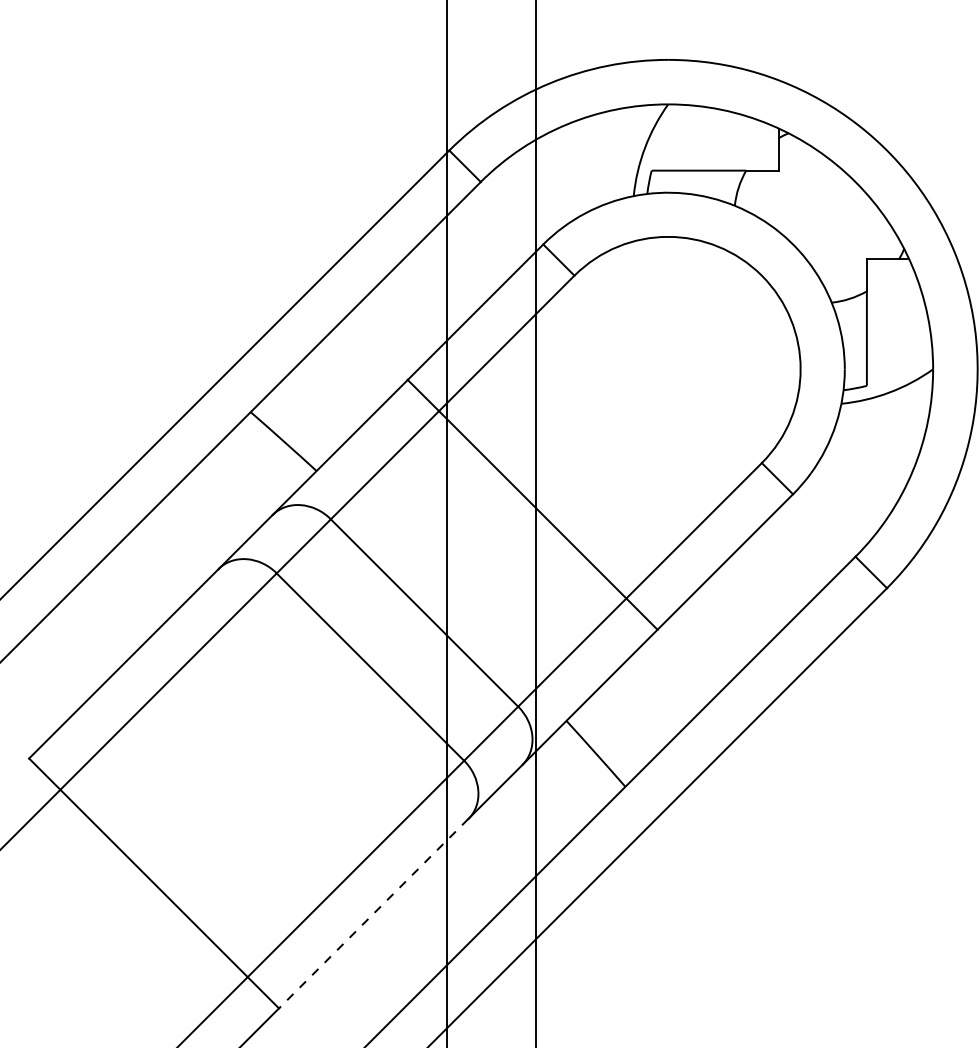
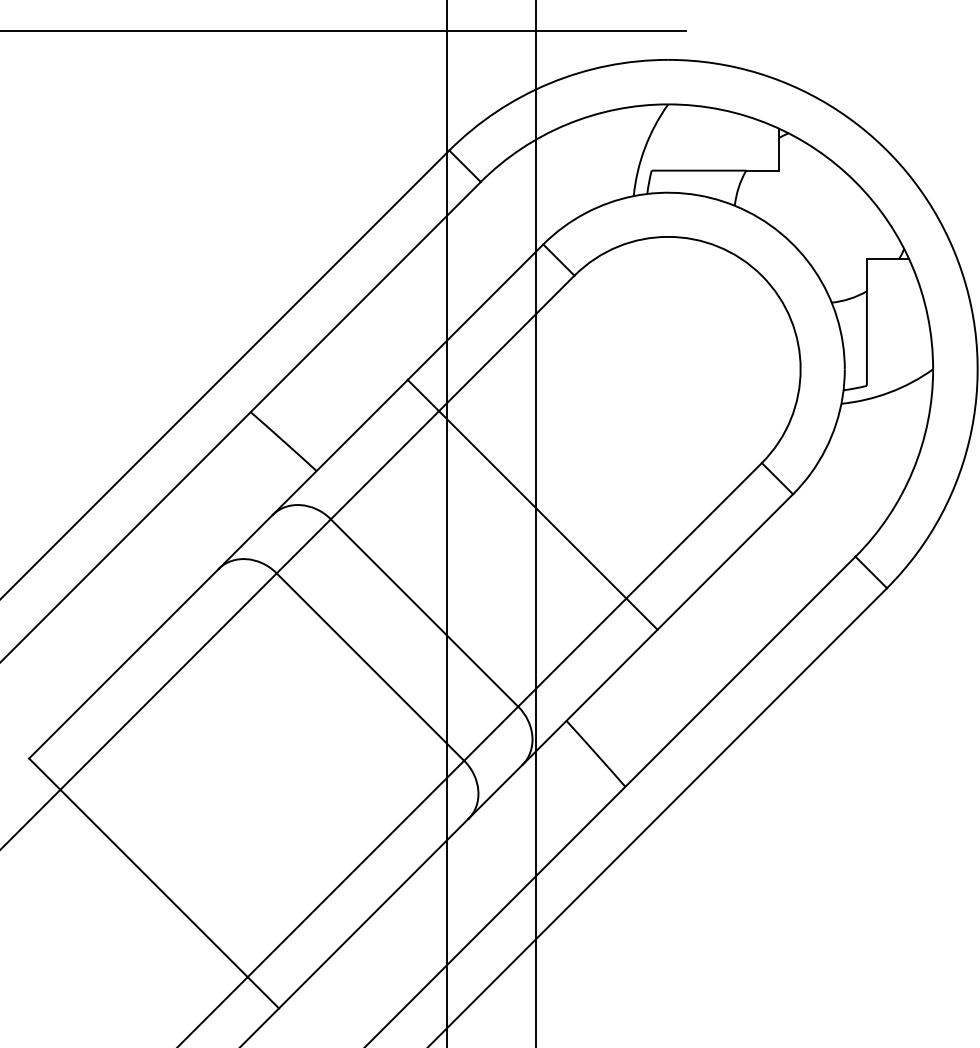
line: none -> present (343, 31)
line: dashed -> solid (373, 913)
